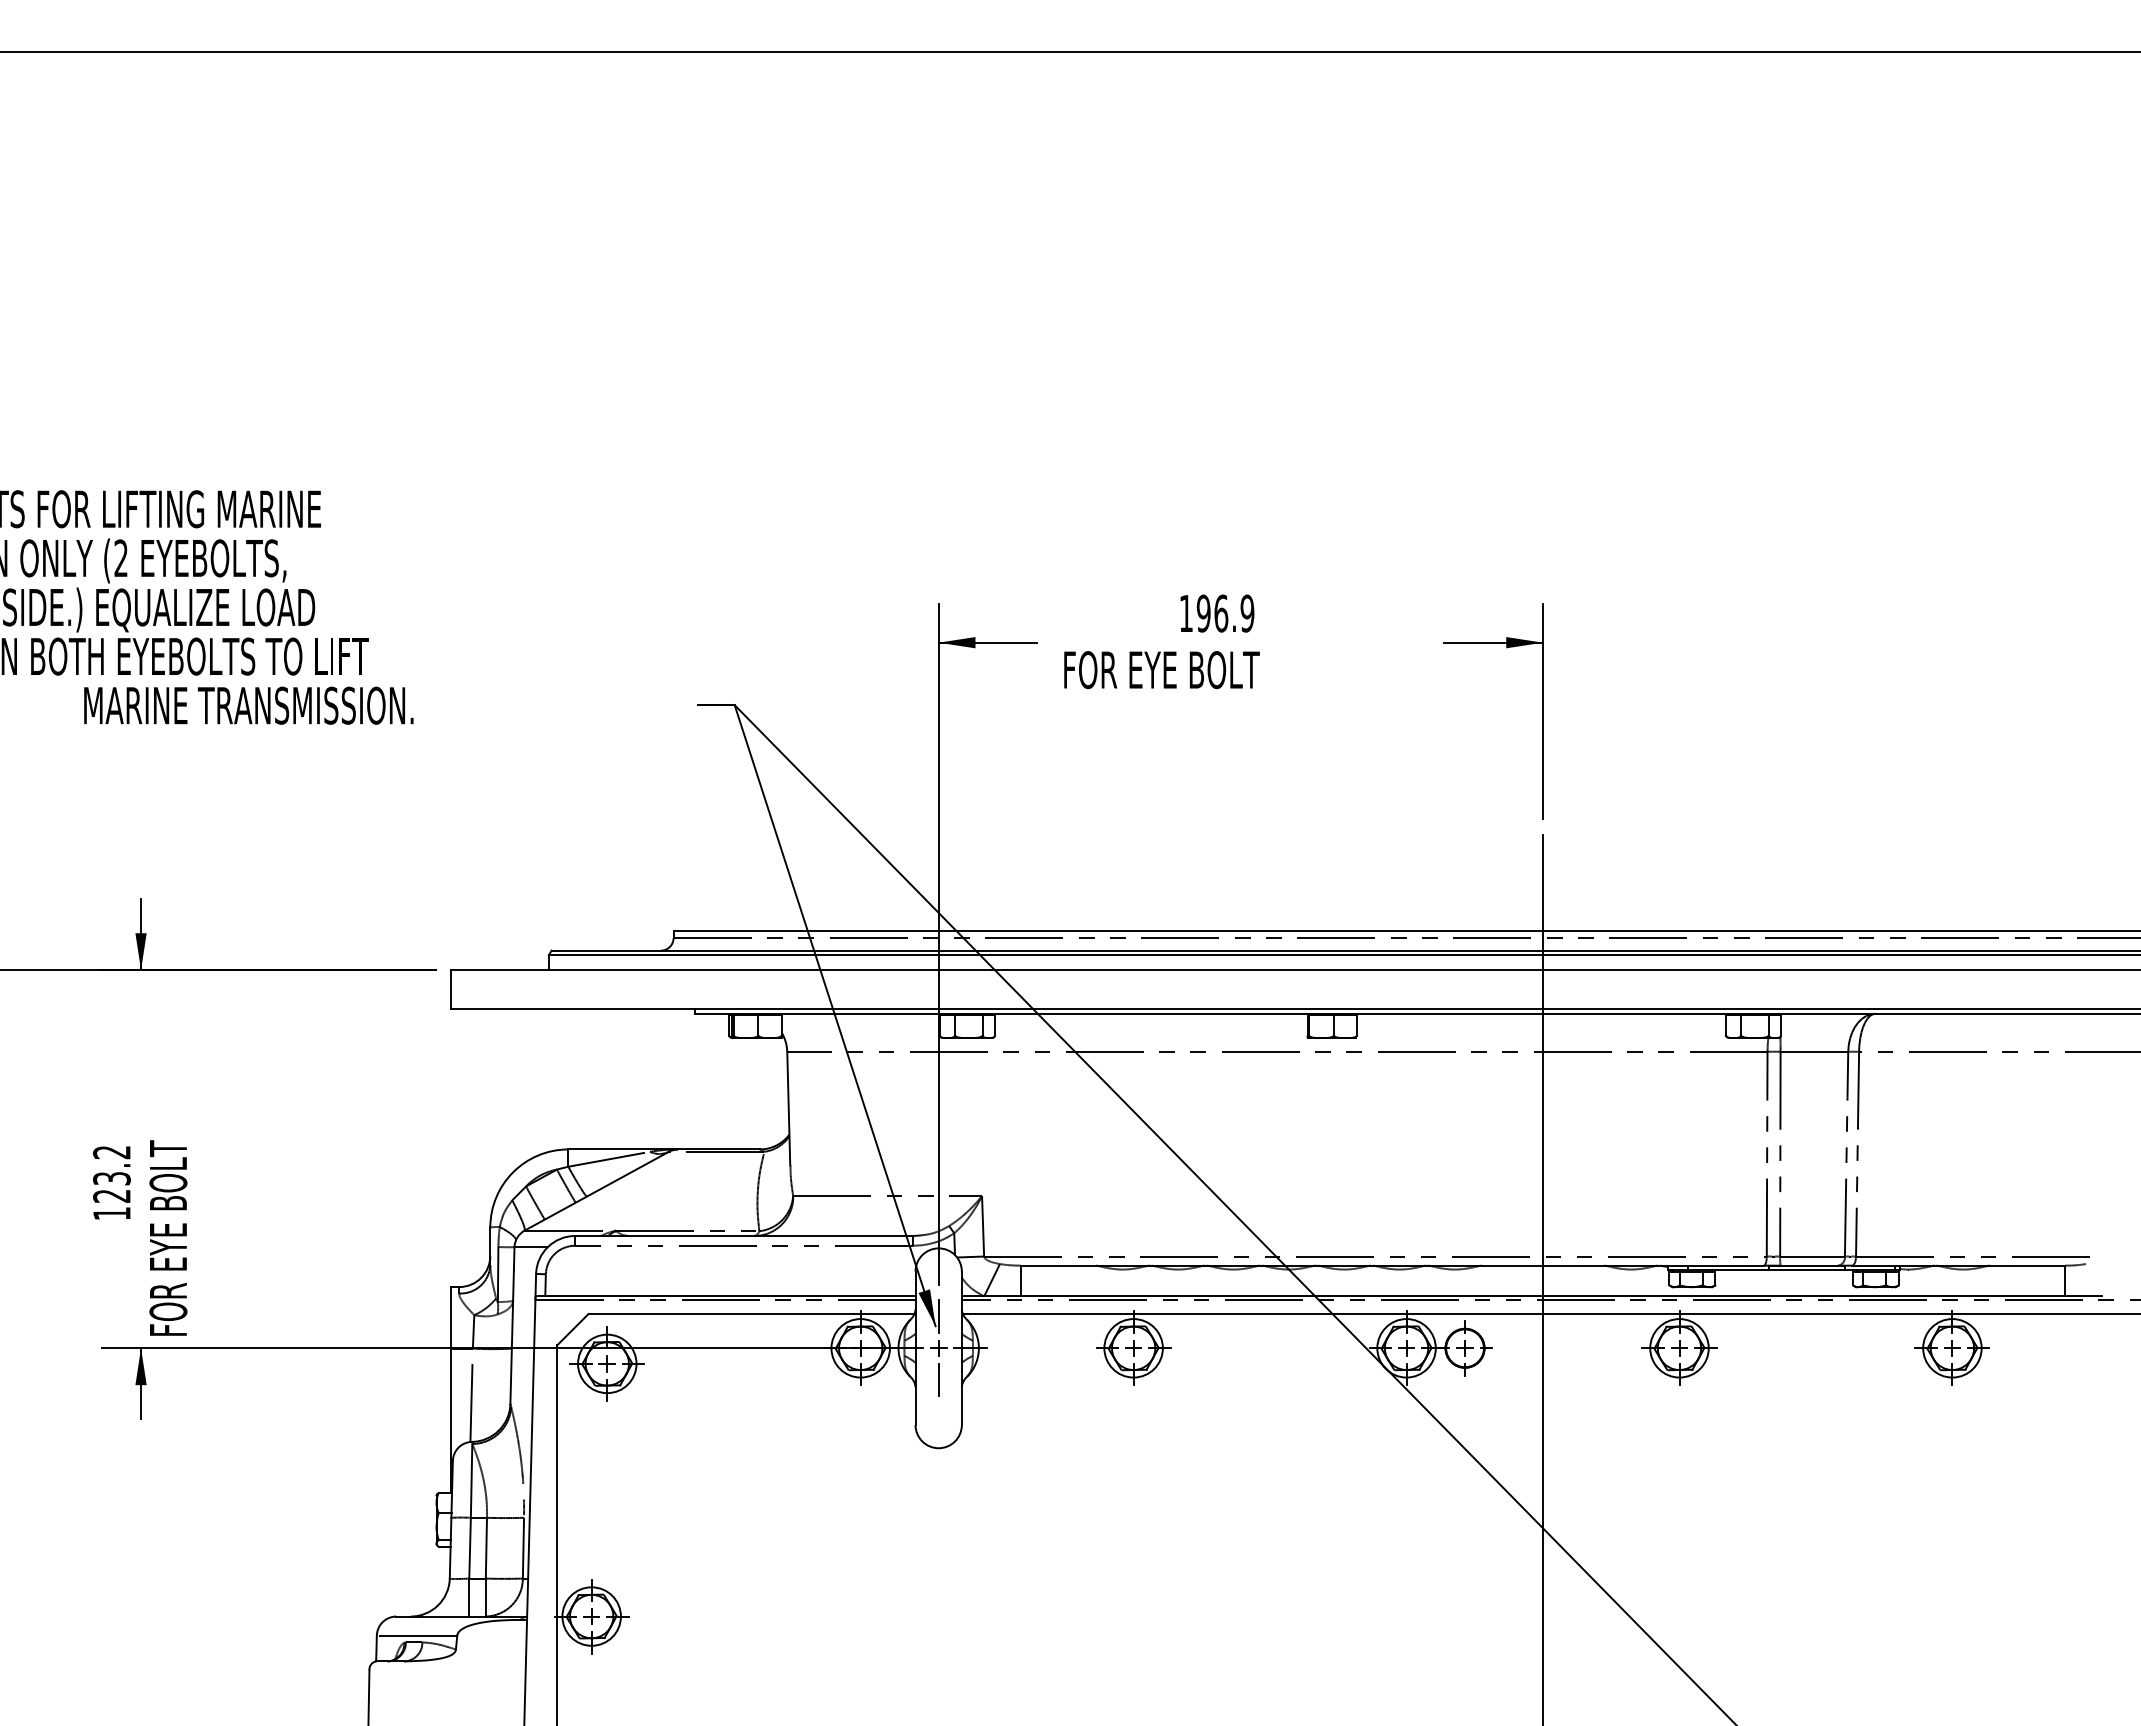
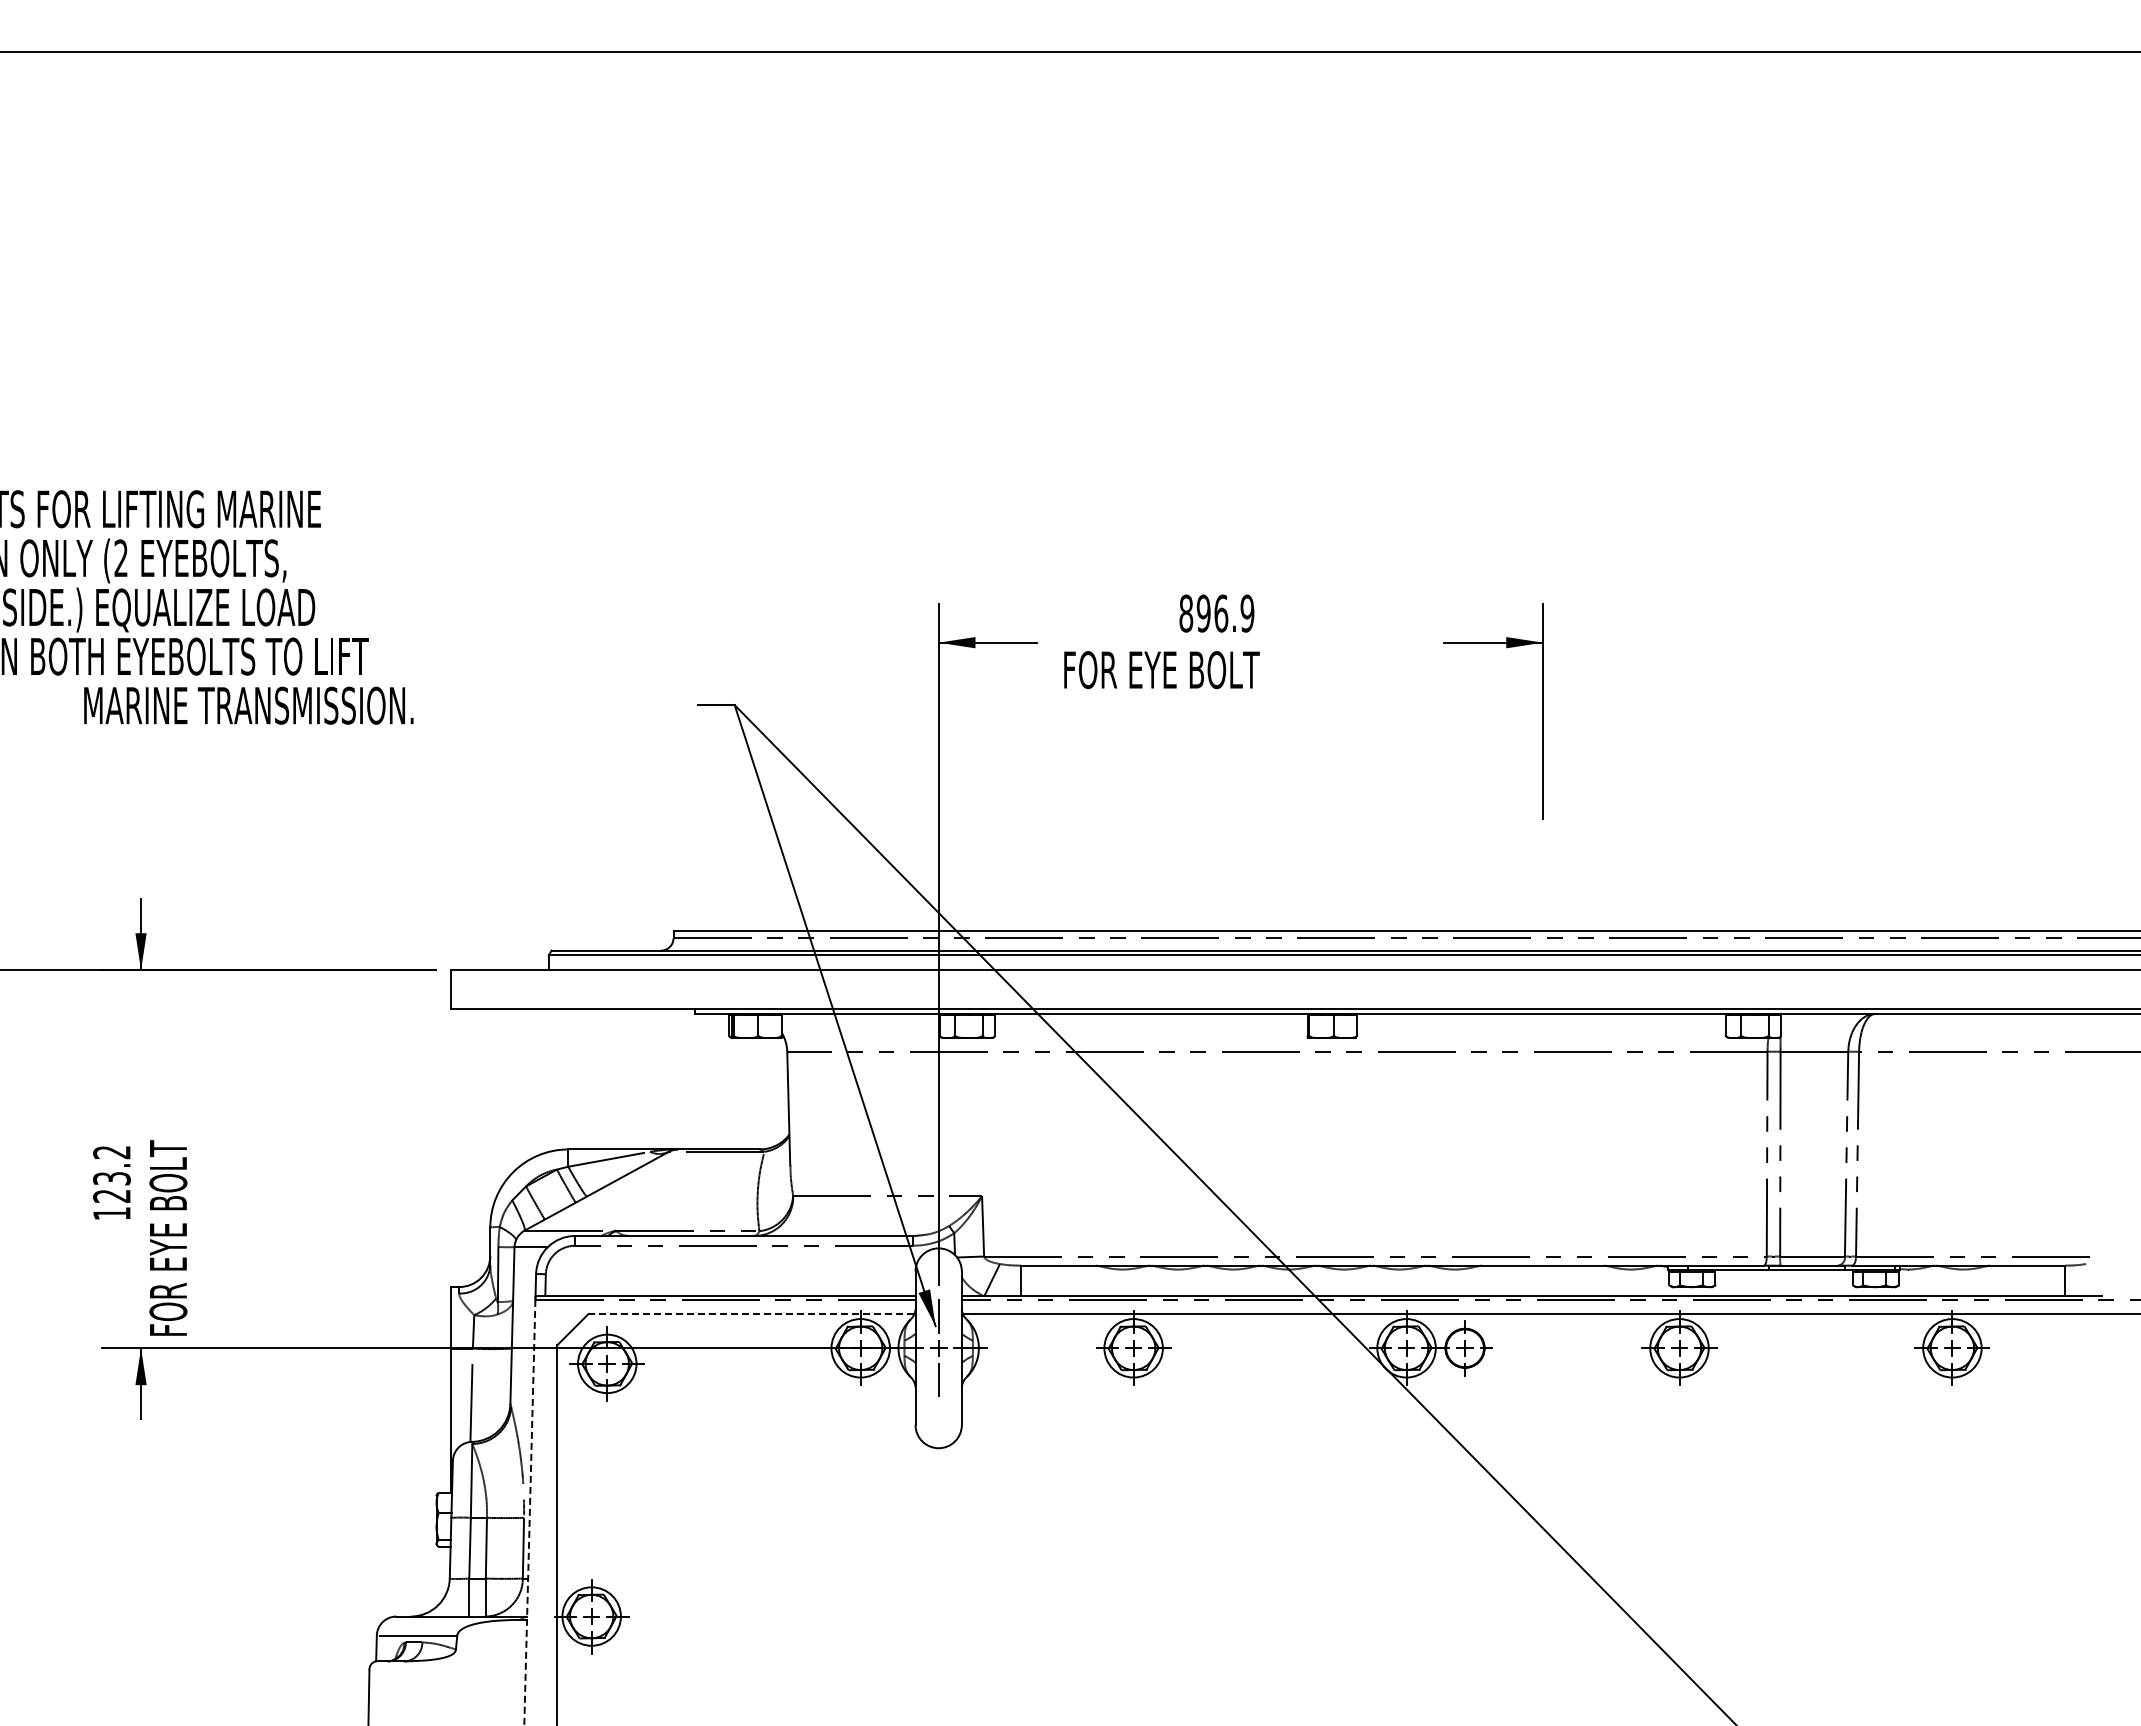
text: 196.9 -> 896.9 (1186, 613)
line: present -> none (1543, 1278)
line: solid -> dashed (751, 1314)
line: solid -> dashed (529, 1512)
